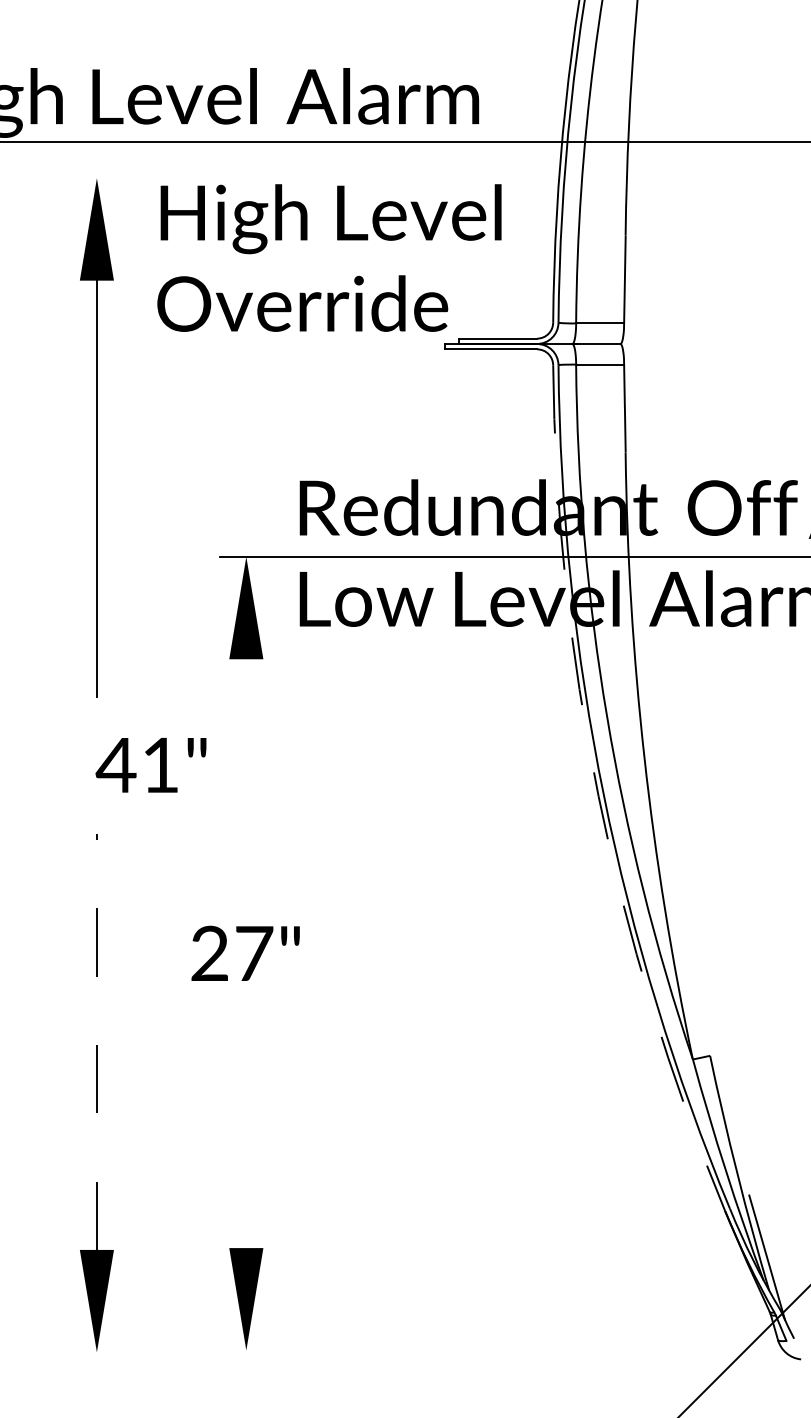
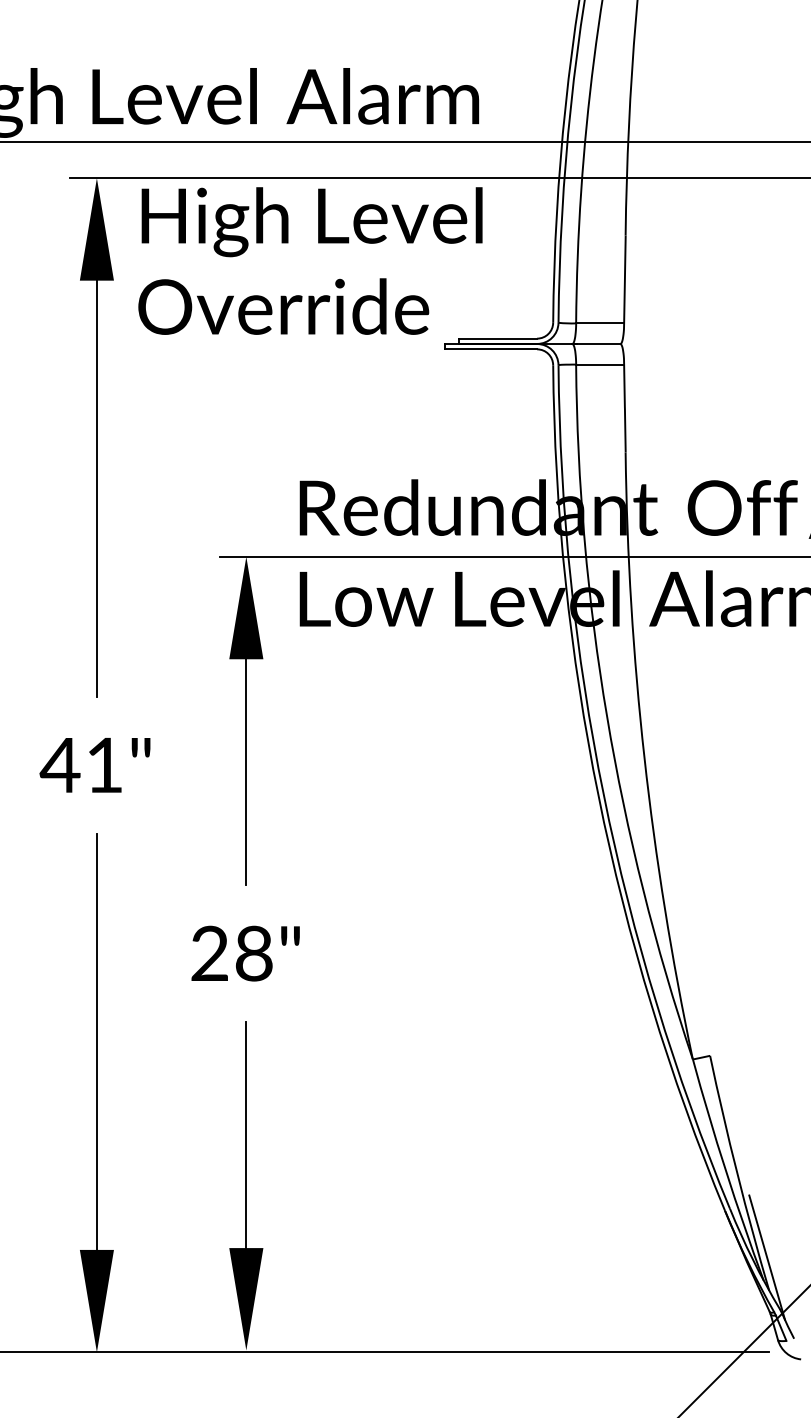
line: none -> present (438, 178)
text position: (329, 257) -> (310, 260) (310, 260)
text position: (150, 765) -> (94, 765) (94, 765)
line: none -> present (246, 771)
arc: dashed -> solid (598, 796)
text: 27" -> 28" (254, 953)
line: dashed -> solid (96, 1041)
line: none -> present (246, 1135)
line: none -> present (385, 1352)
